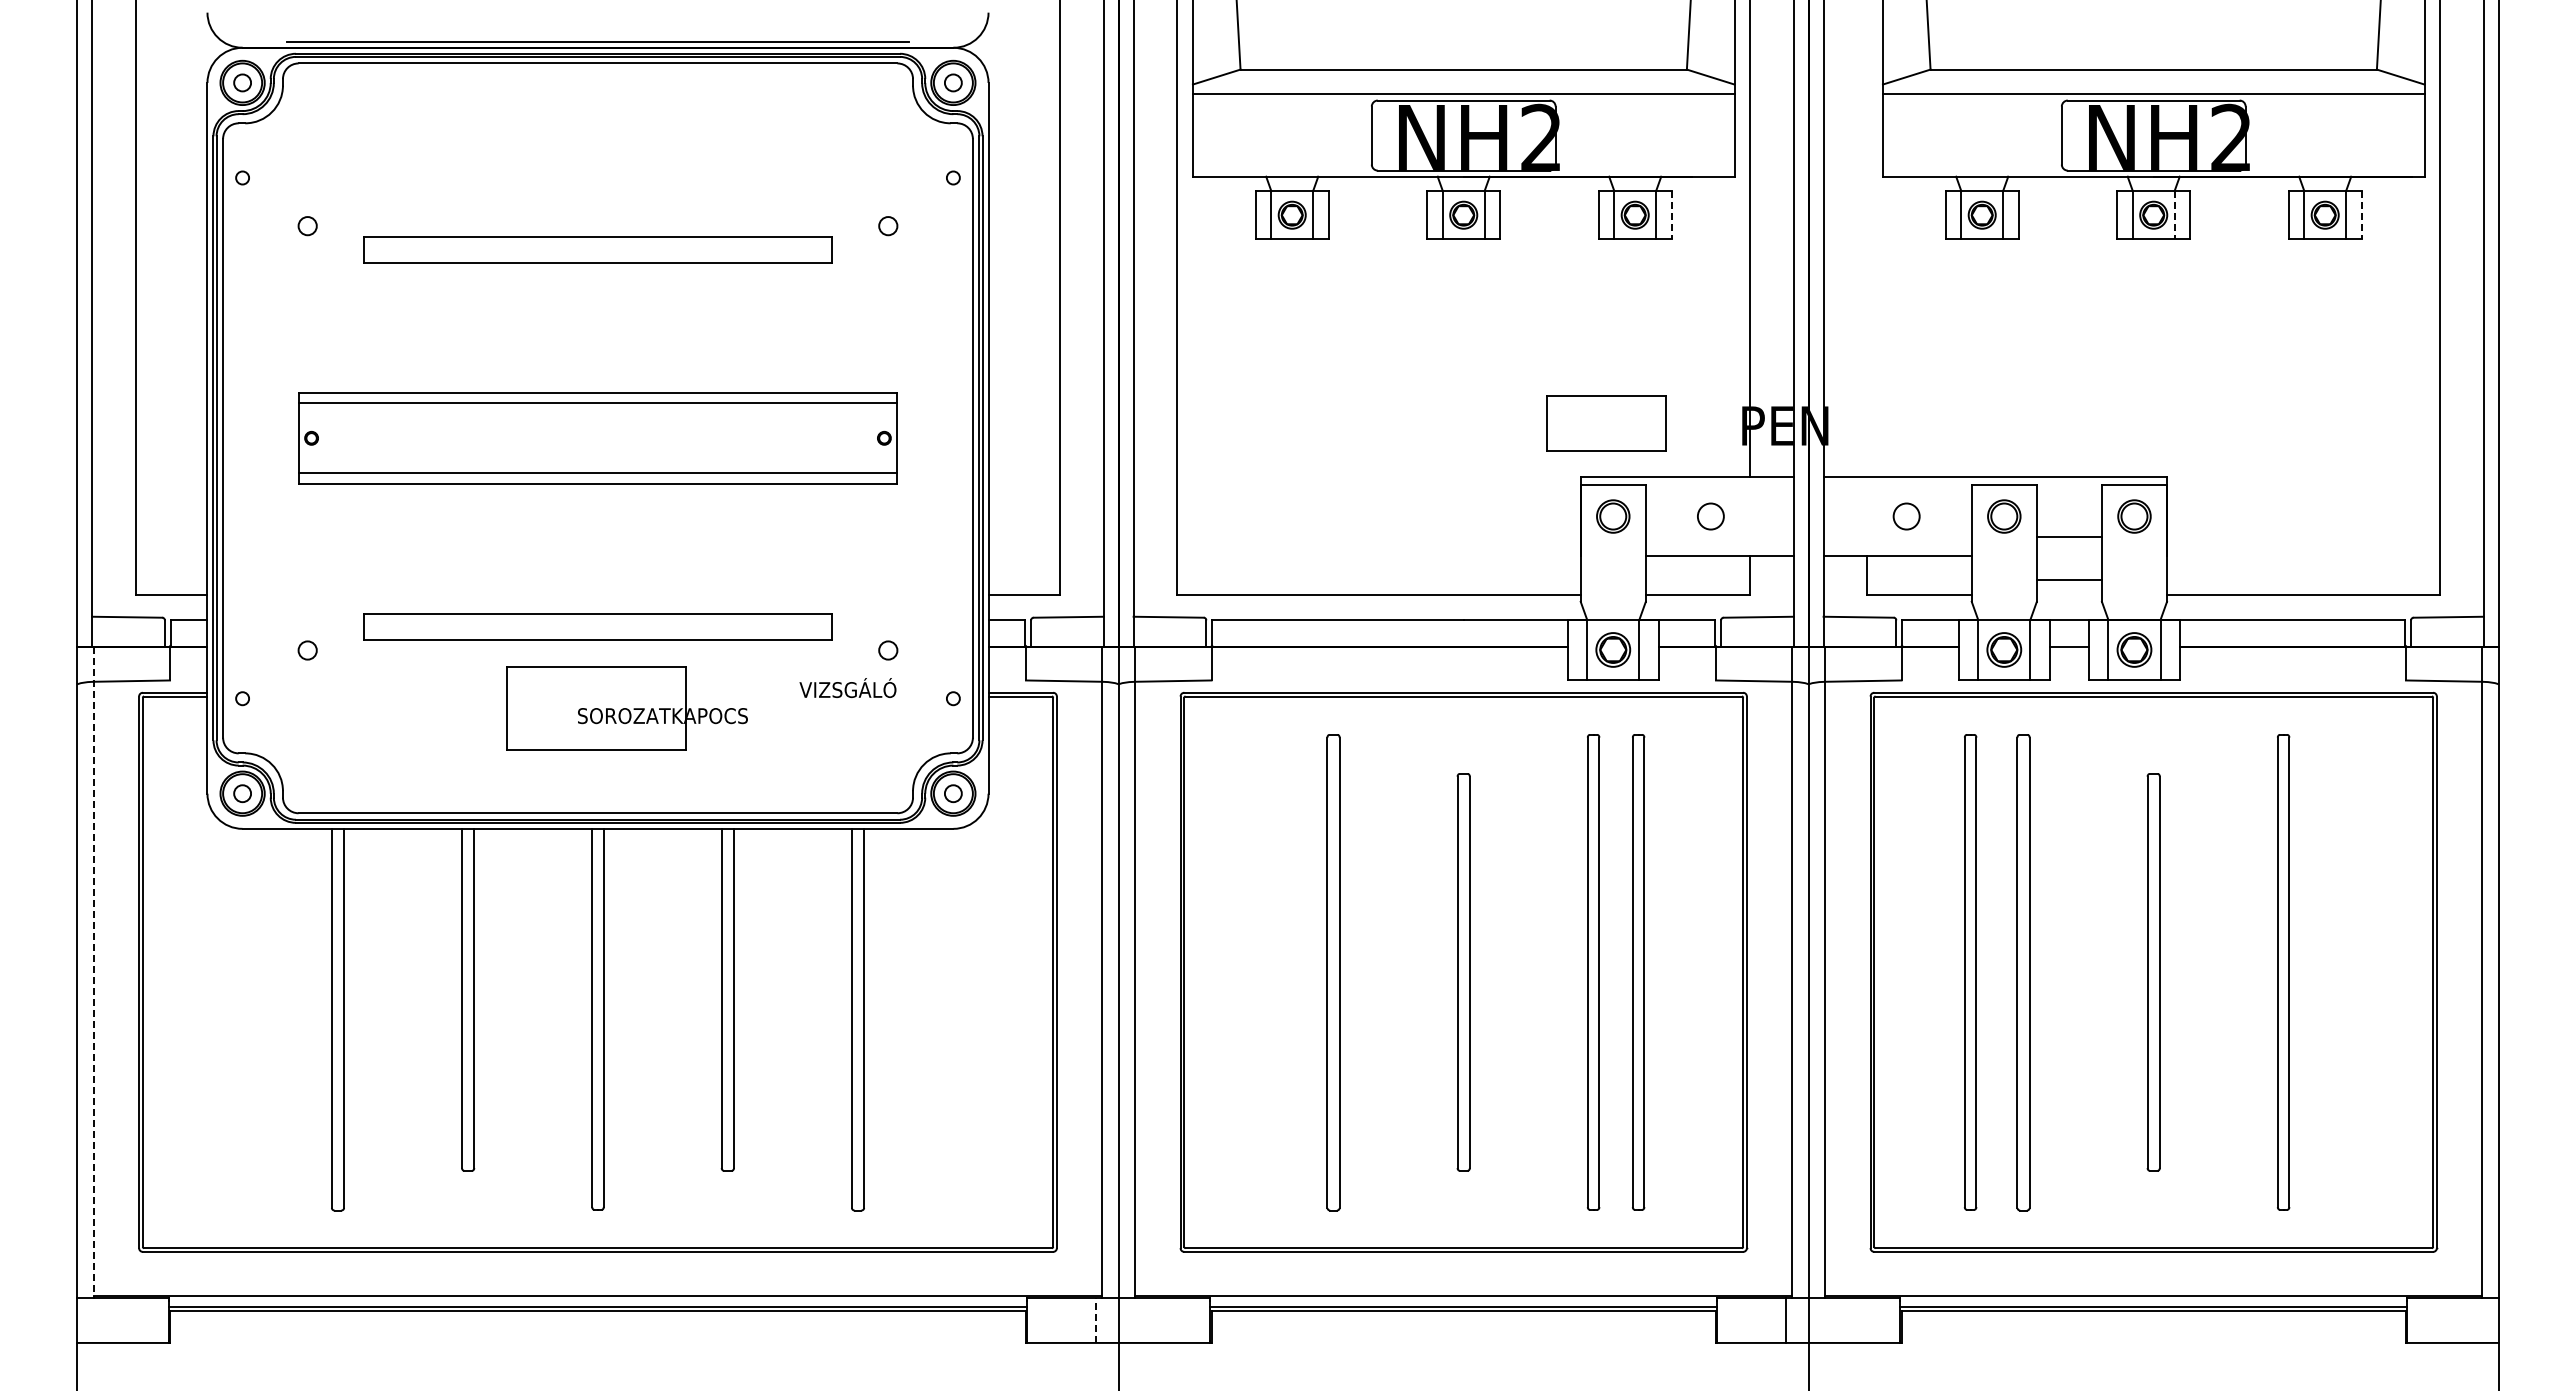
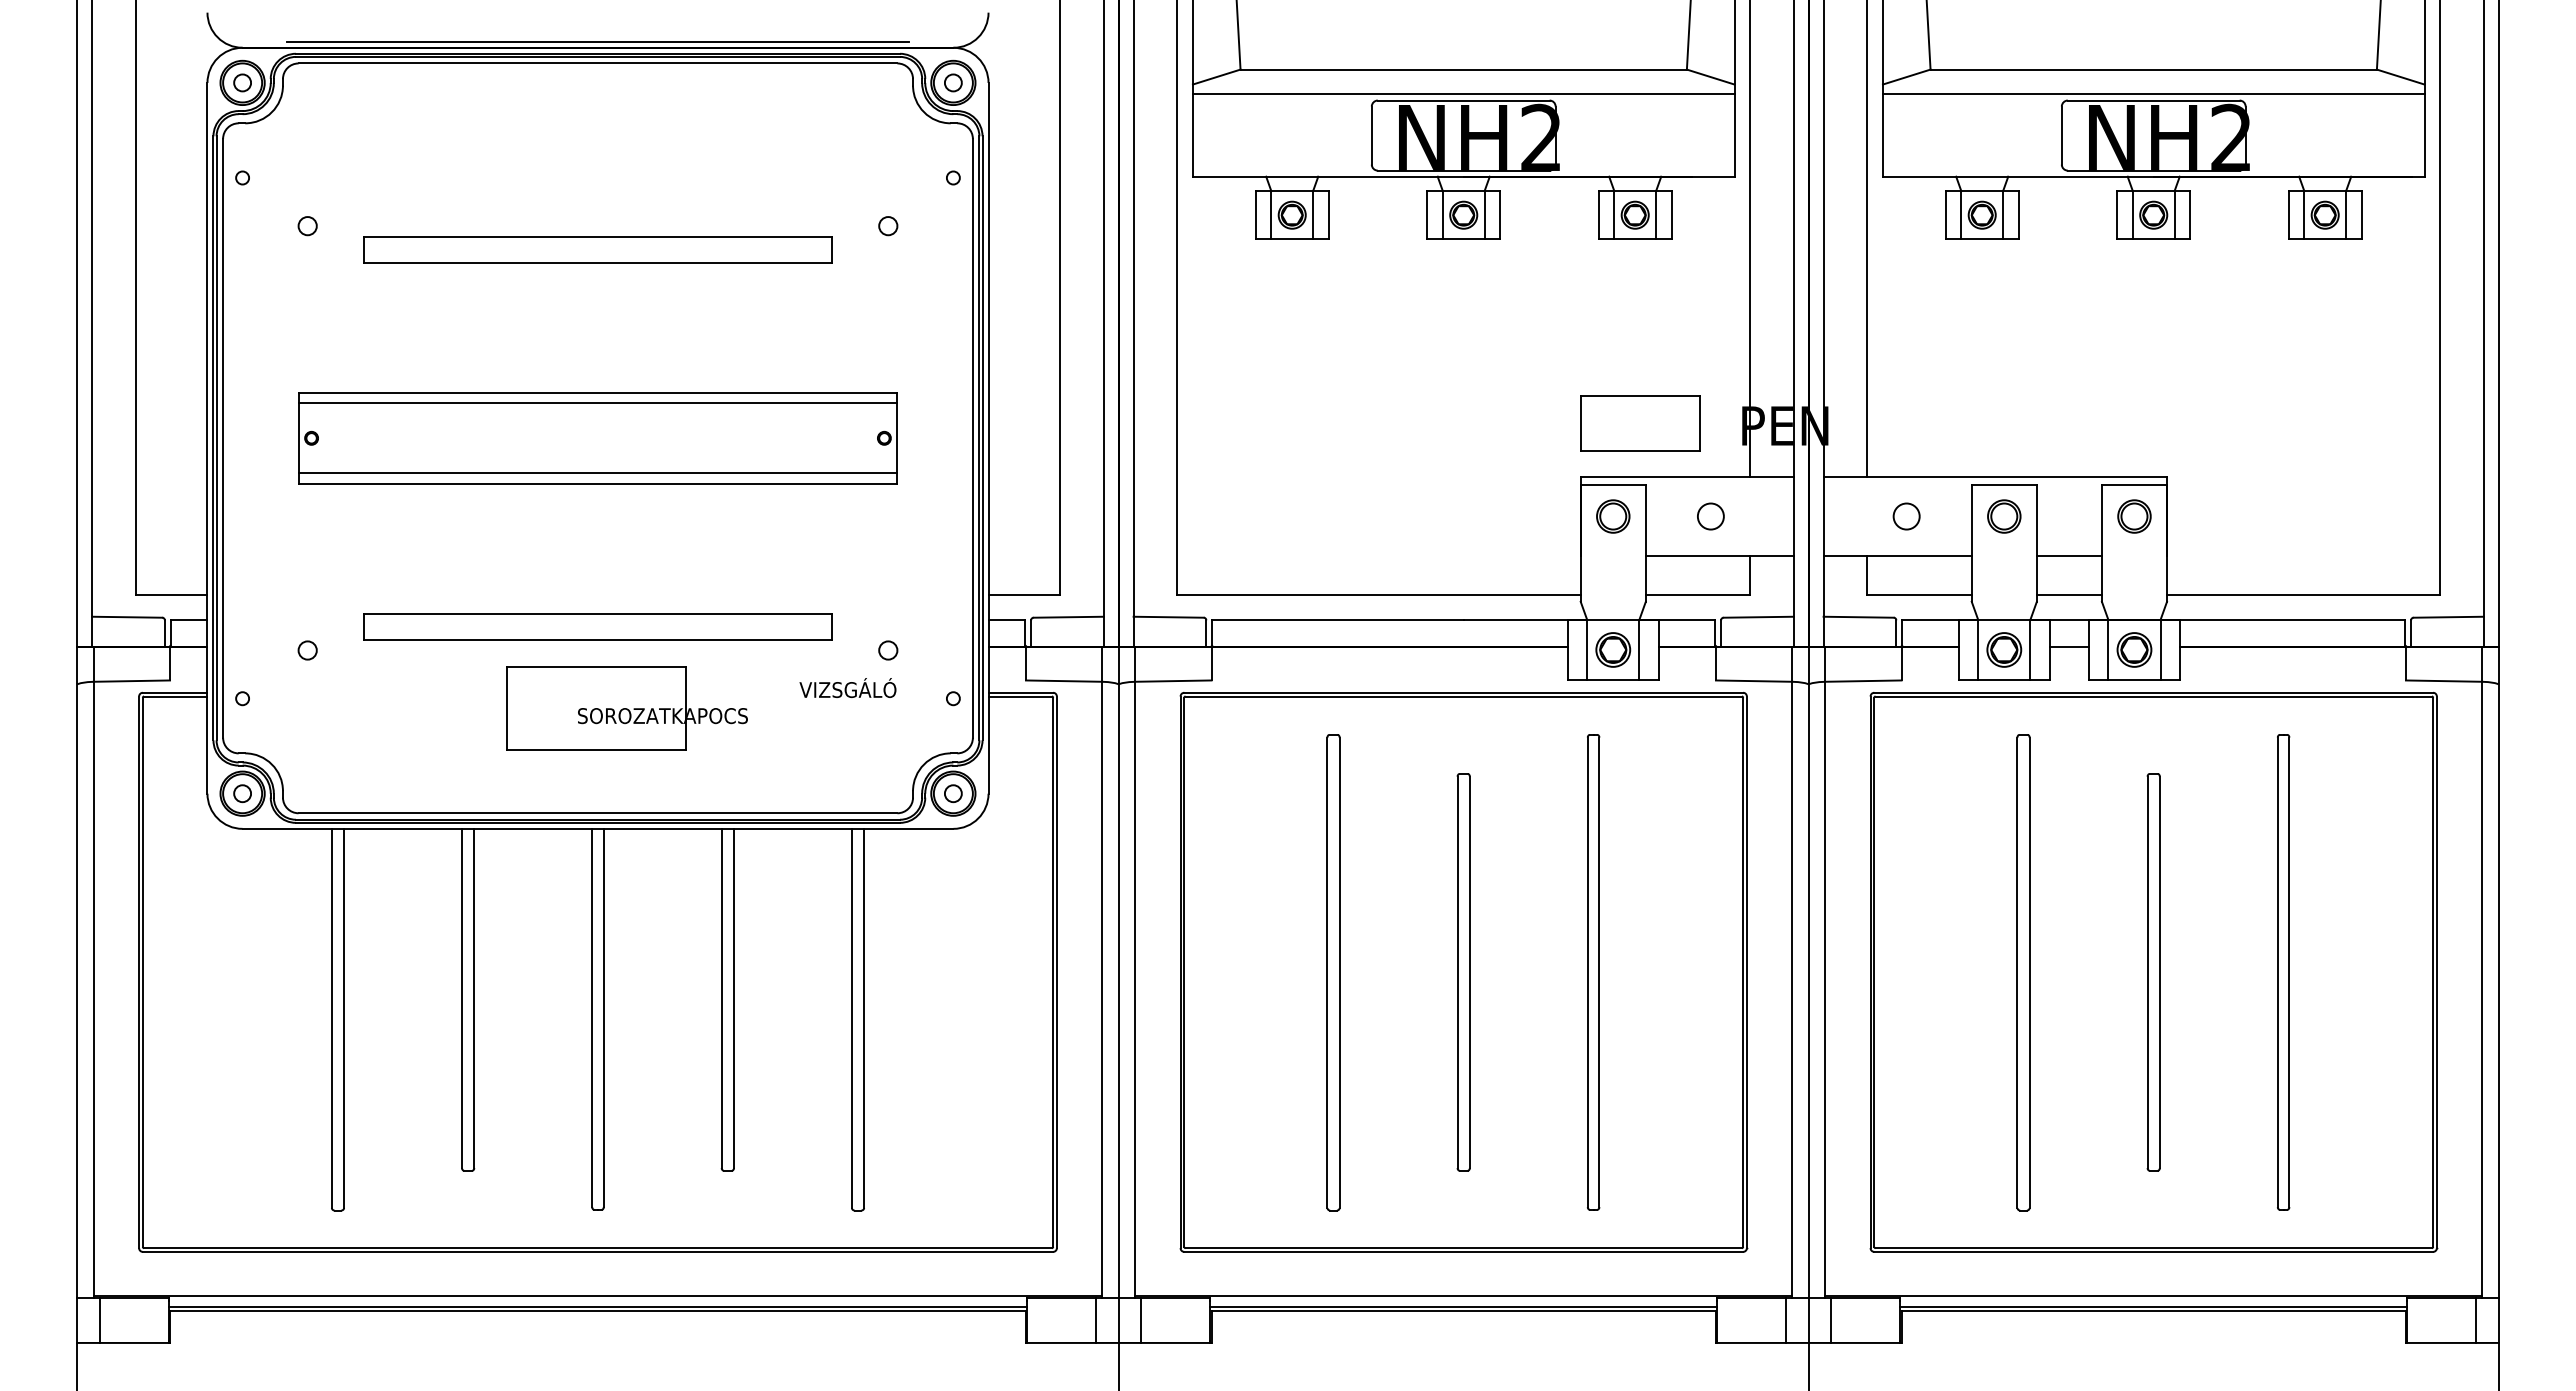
line: dashed -> solid (1671, 215)
line: dashed -> solid (2174, 215)
line: dashed -> solid (2361, 215)
line: none -> present (1867, 239)
part position: (1606, 423) -> (1640, 423) (1640, 423)
line position: (2068, 536) -> (2068, 555) (2068, 555)
line position: (2068, 579) -> (2068, 594) (2068, 594)
line: dashed -> solid (93, 972)
part: present -> none (1638, 972)
part: present -> none (1970, 972)
line: none -> present (99, 1320)
line: dashed -> solid (1096, 1320)
line: none -> present (1141, 1320)
line: none -> present (1831, 1320)
line: none -> present (2476, 1320)
